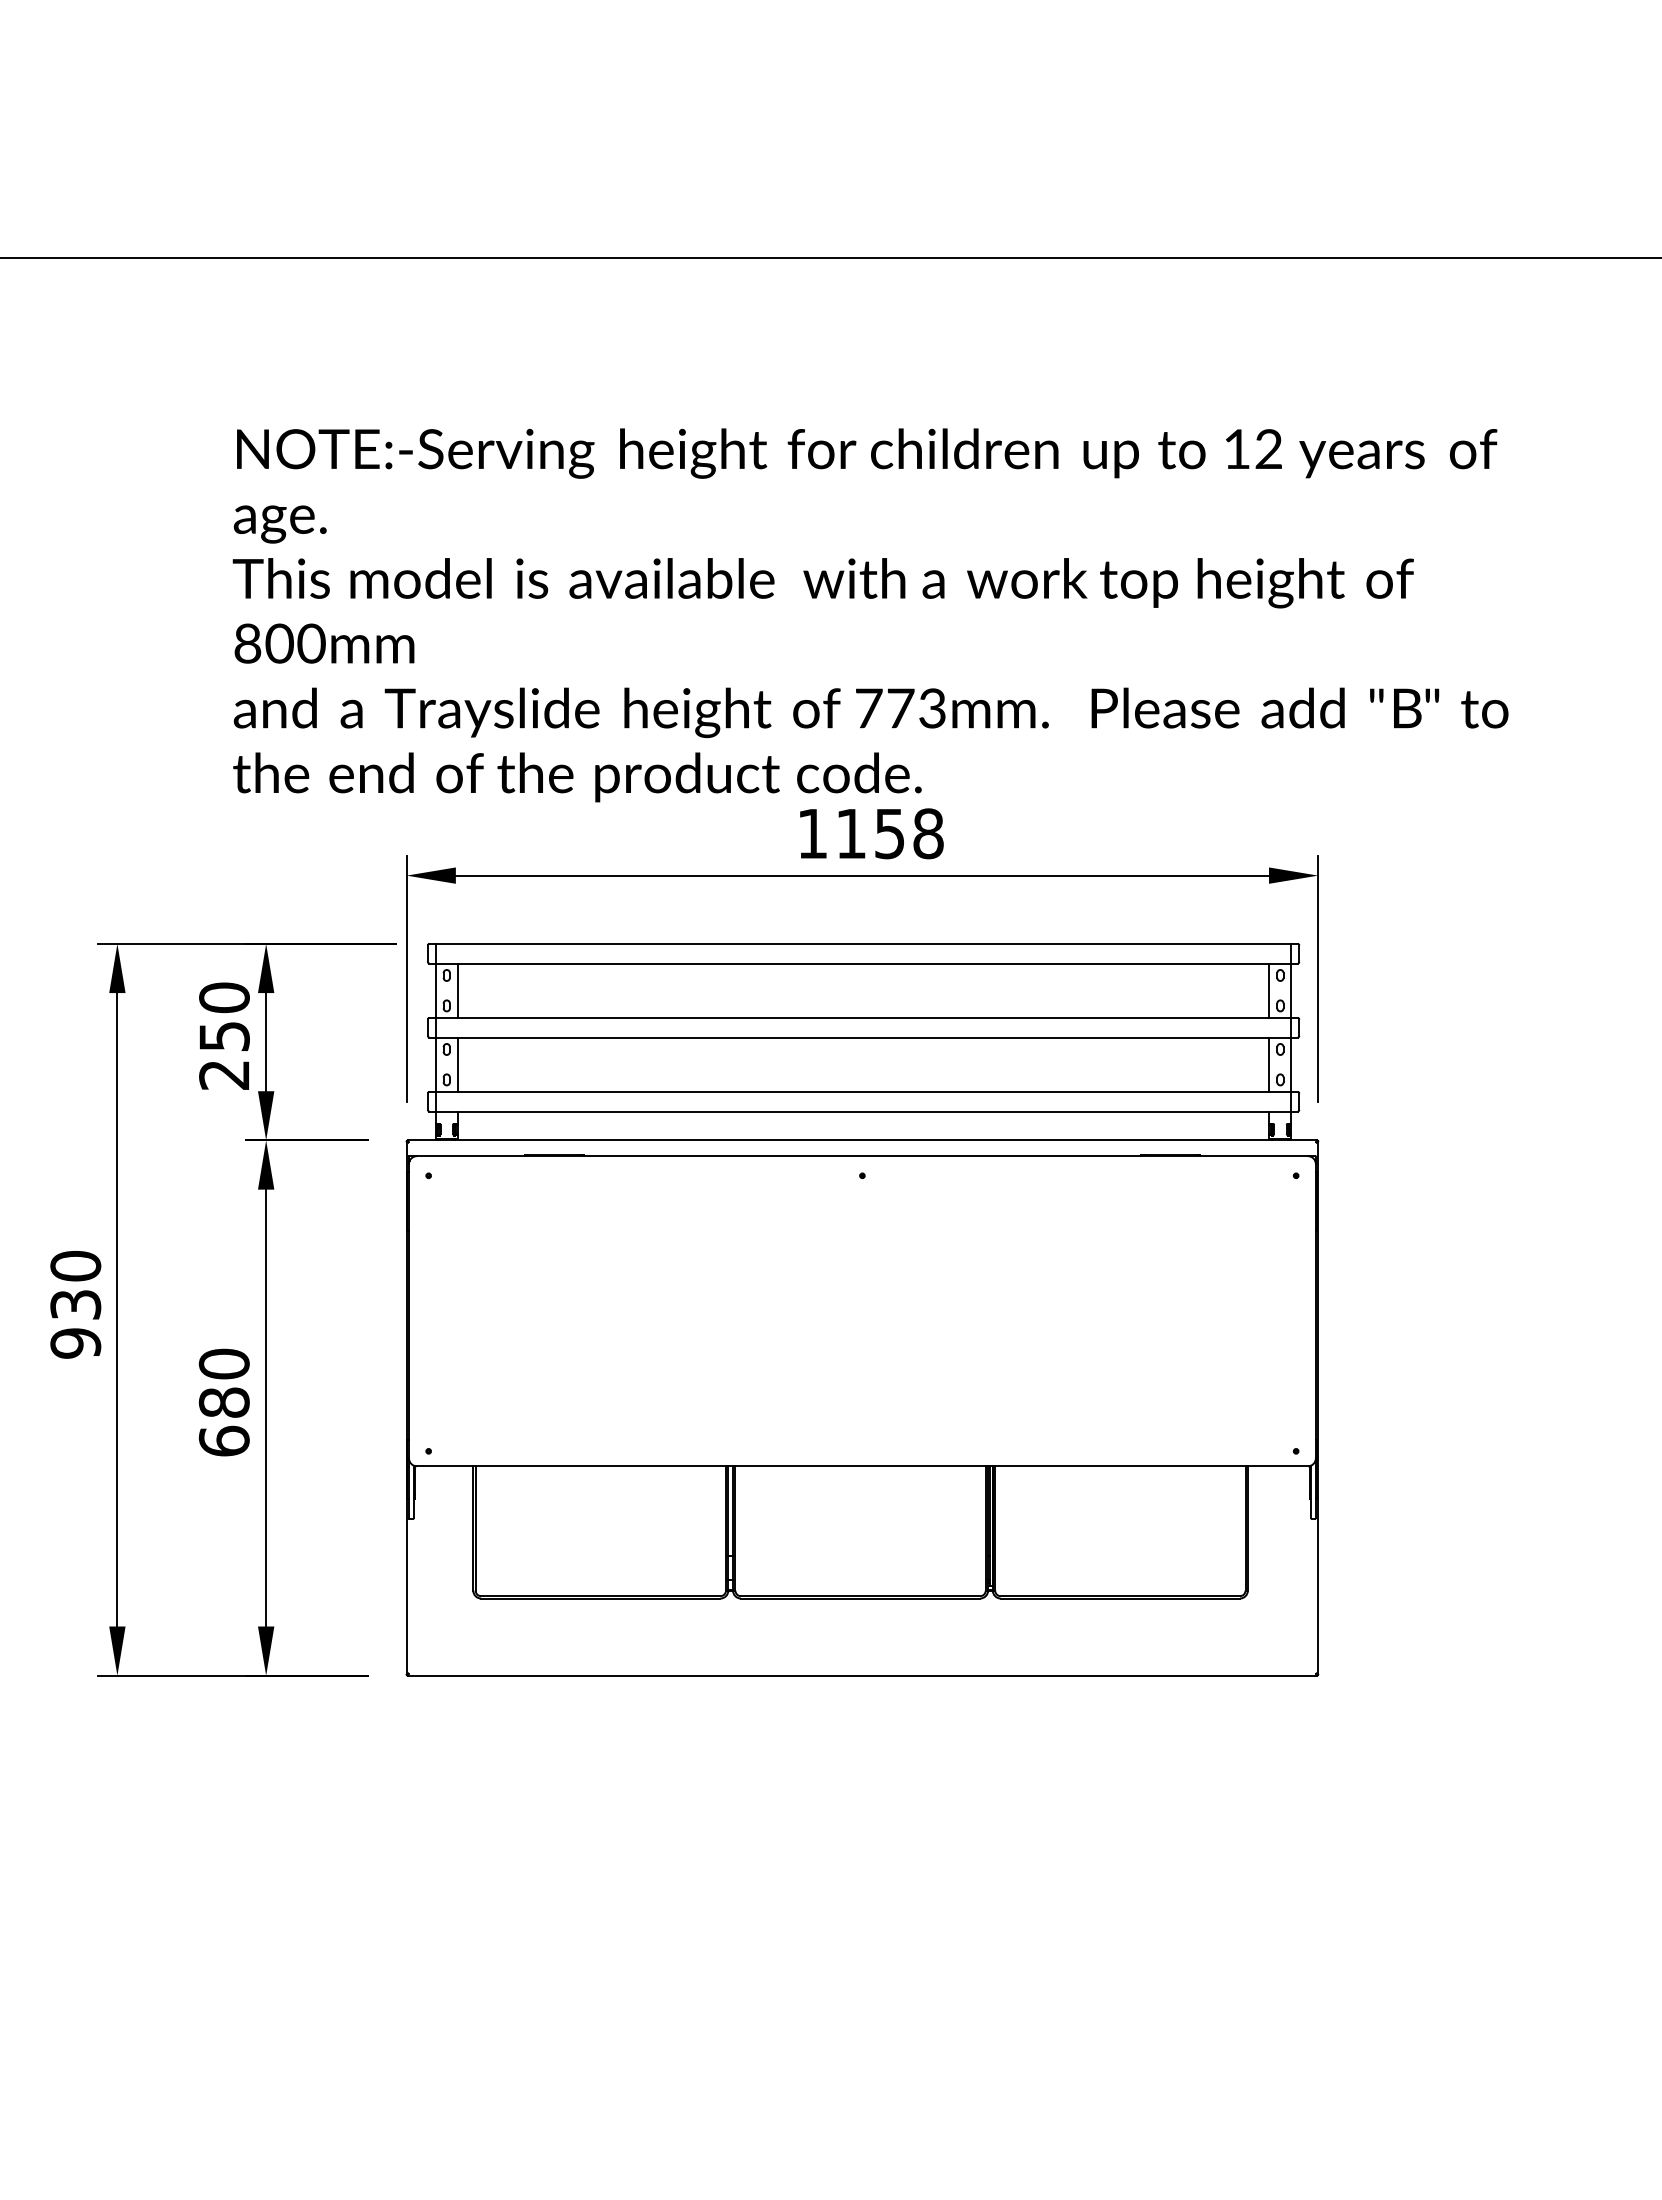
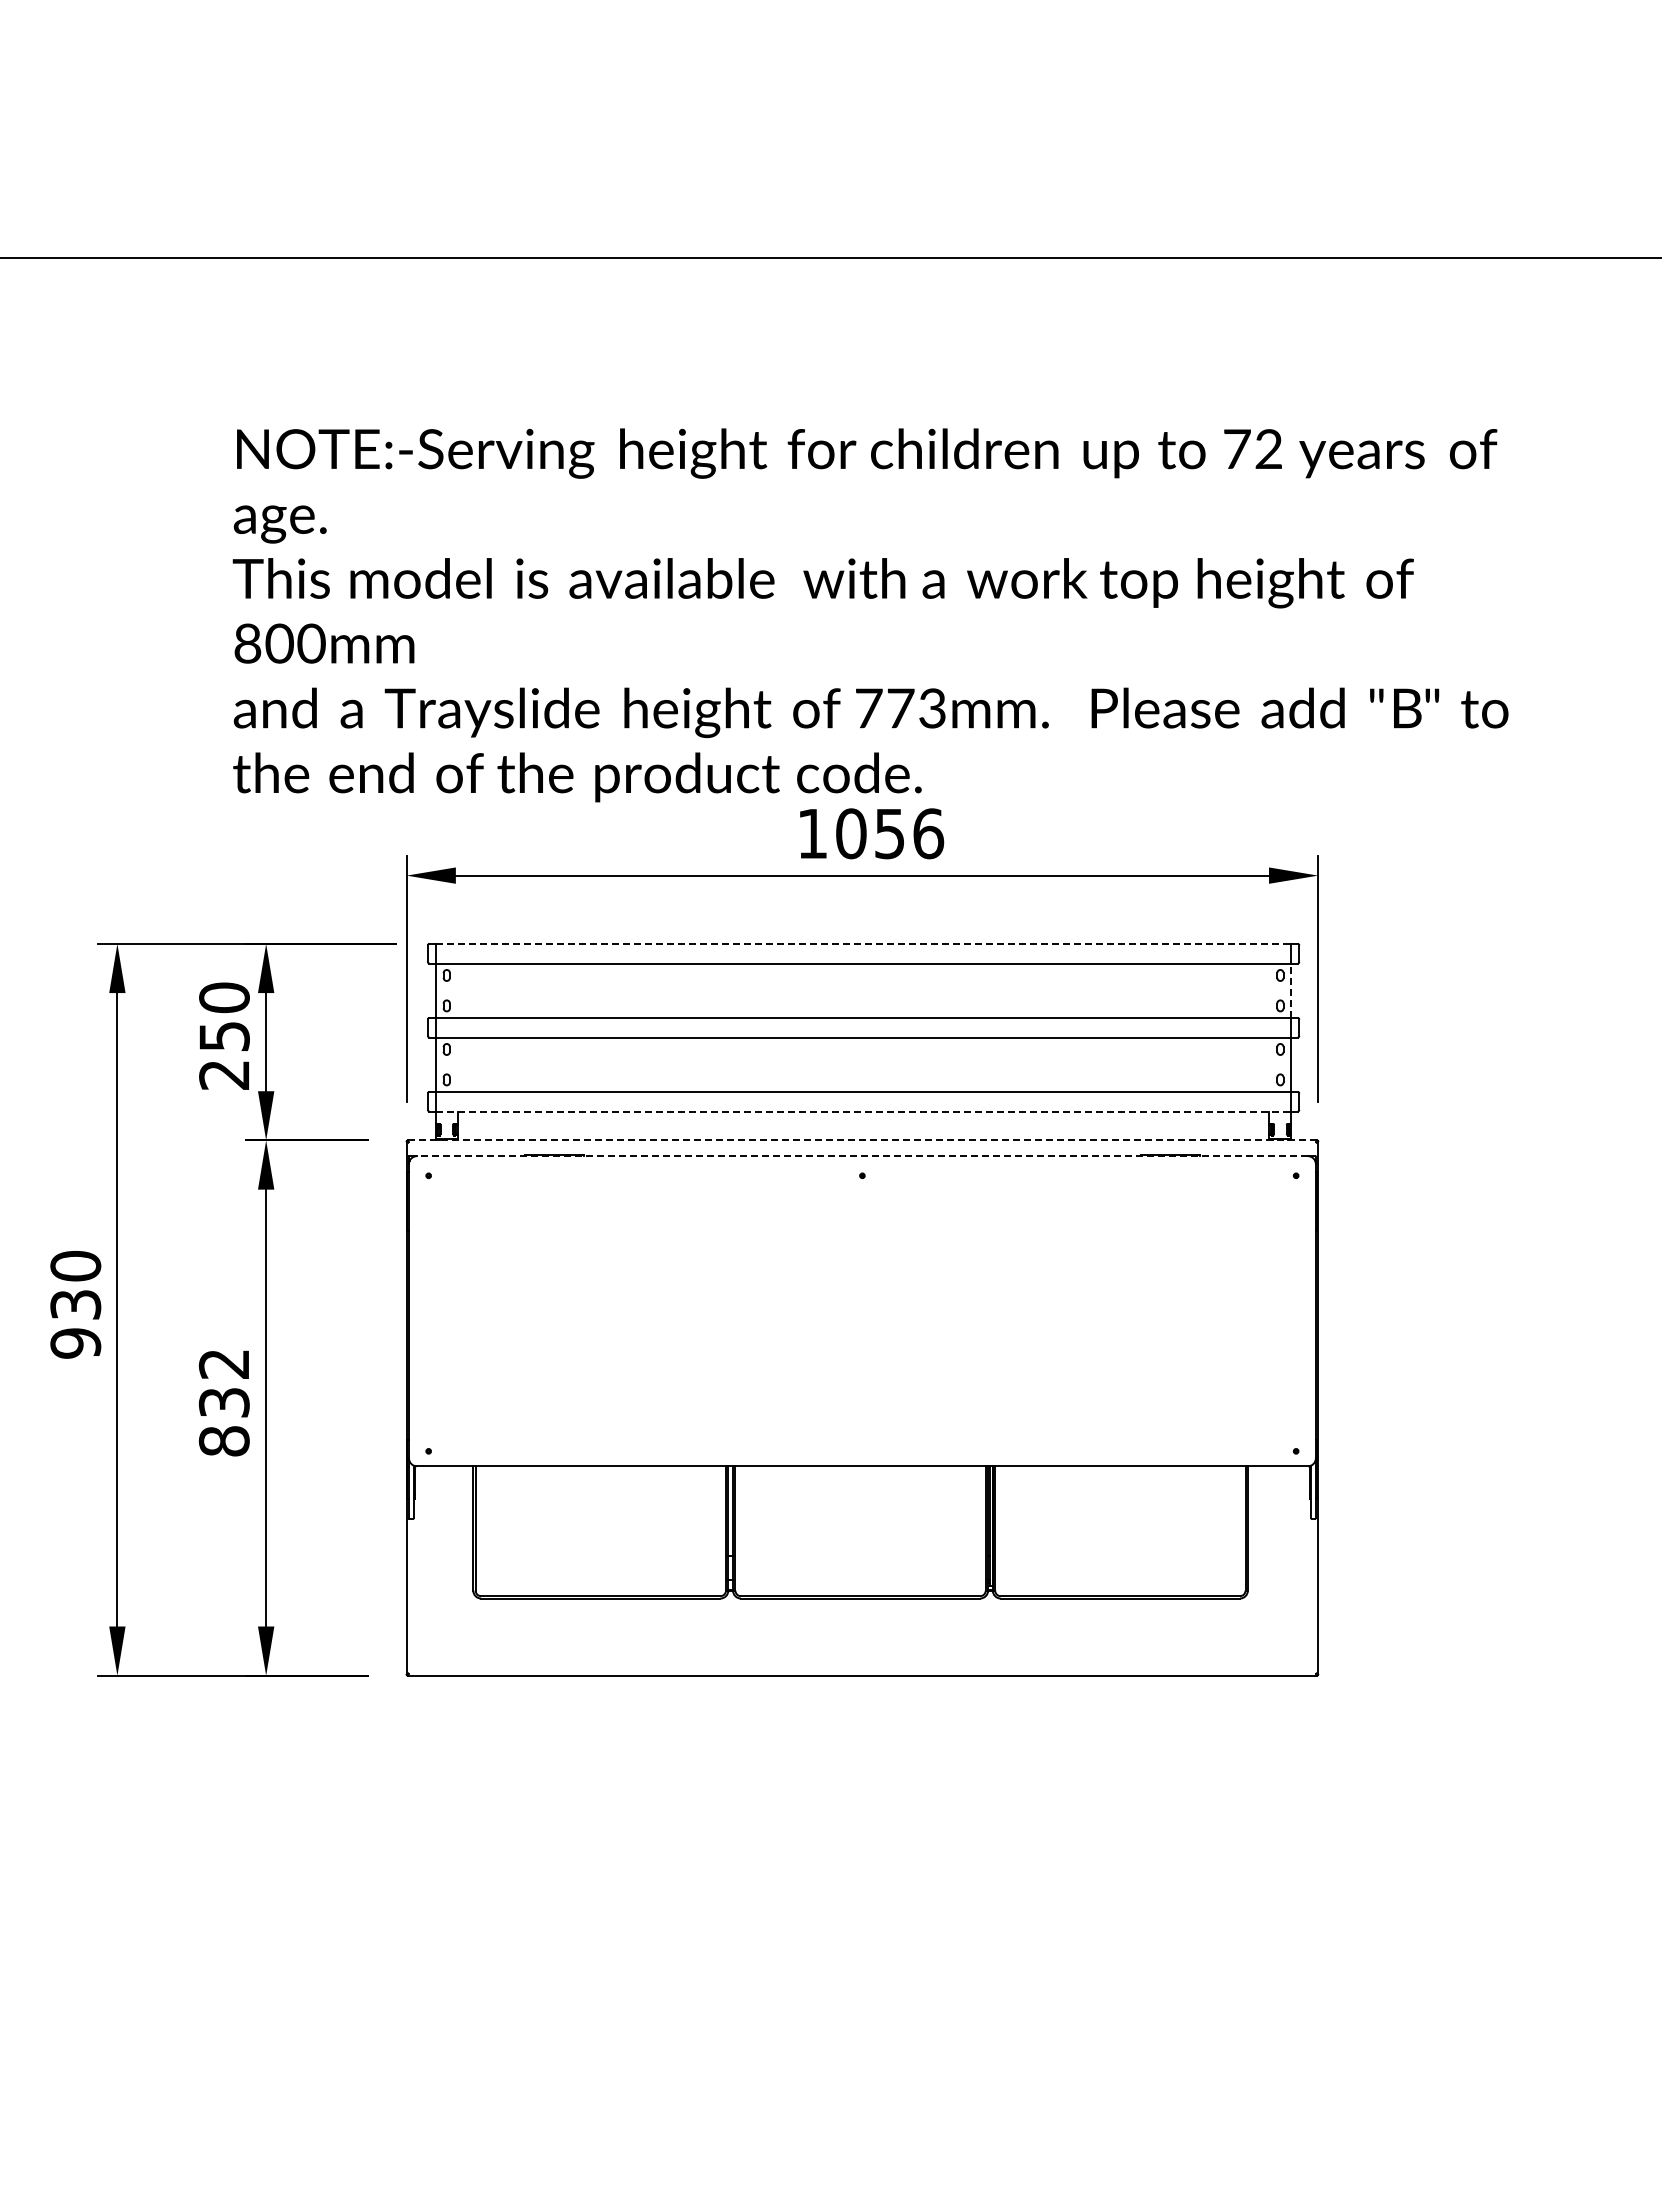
text: 12 -> 72 (1237, 448)
text: 1158 -> 1056 (890, 833)
line: solid -> dashed (863, 943)
line: present -> none (457, 990)
line: present -> none (1269, 990)
line: solid -> dashed (1291, 990)
line: present -> none (457, 1064)
line: present -> none (1269, 1064)
line: solid -> dashed (863, 1111)
line: solid -> dashed (862, 1140)
line: solid -> dashed (862, 1156)
text: 680 -> 832 (223, 1402)
